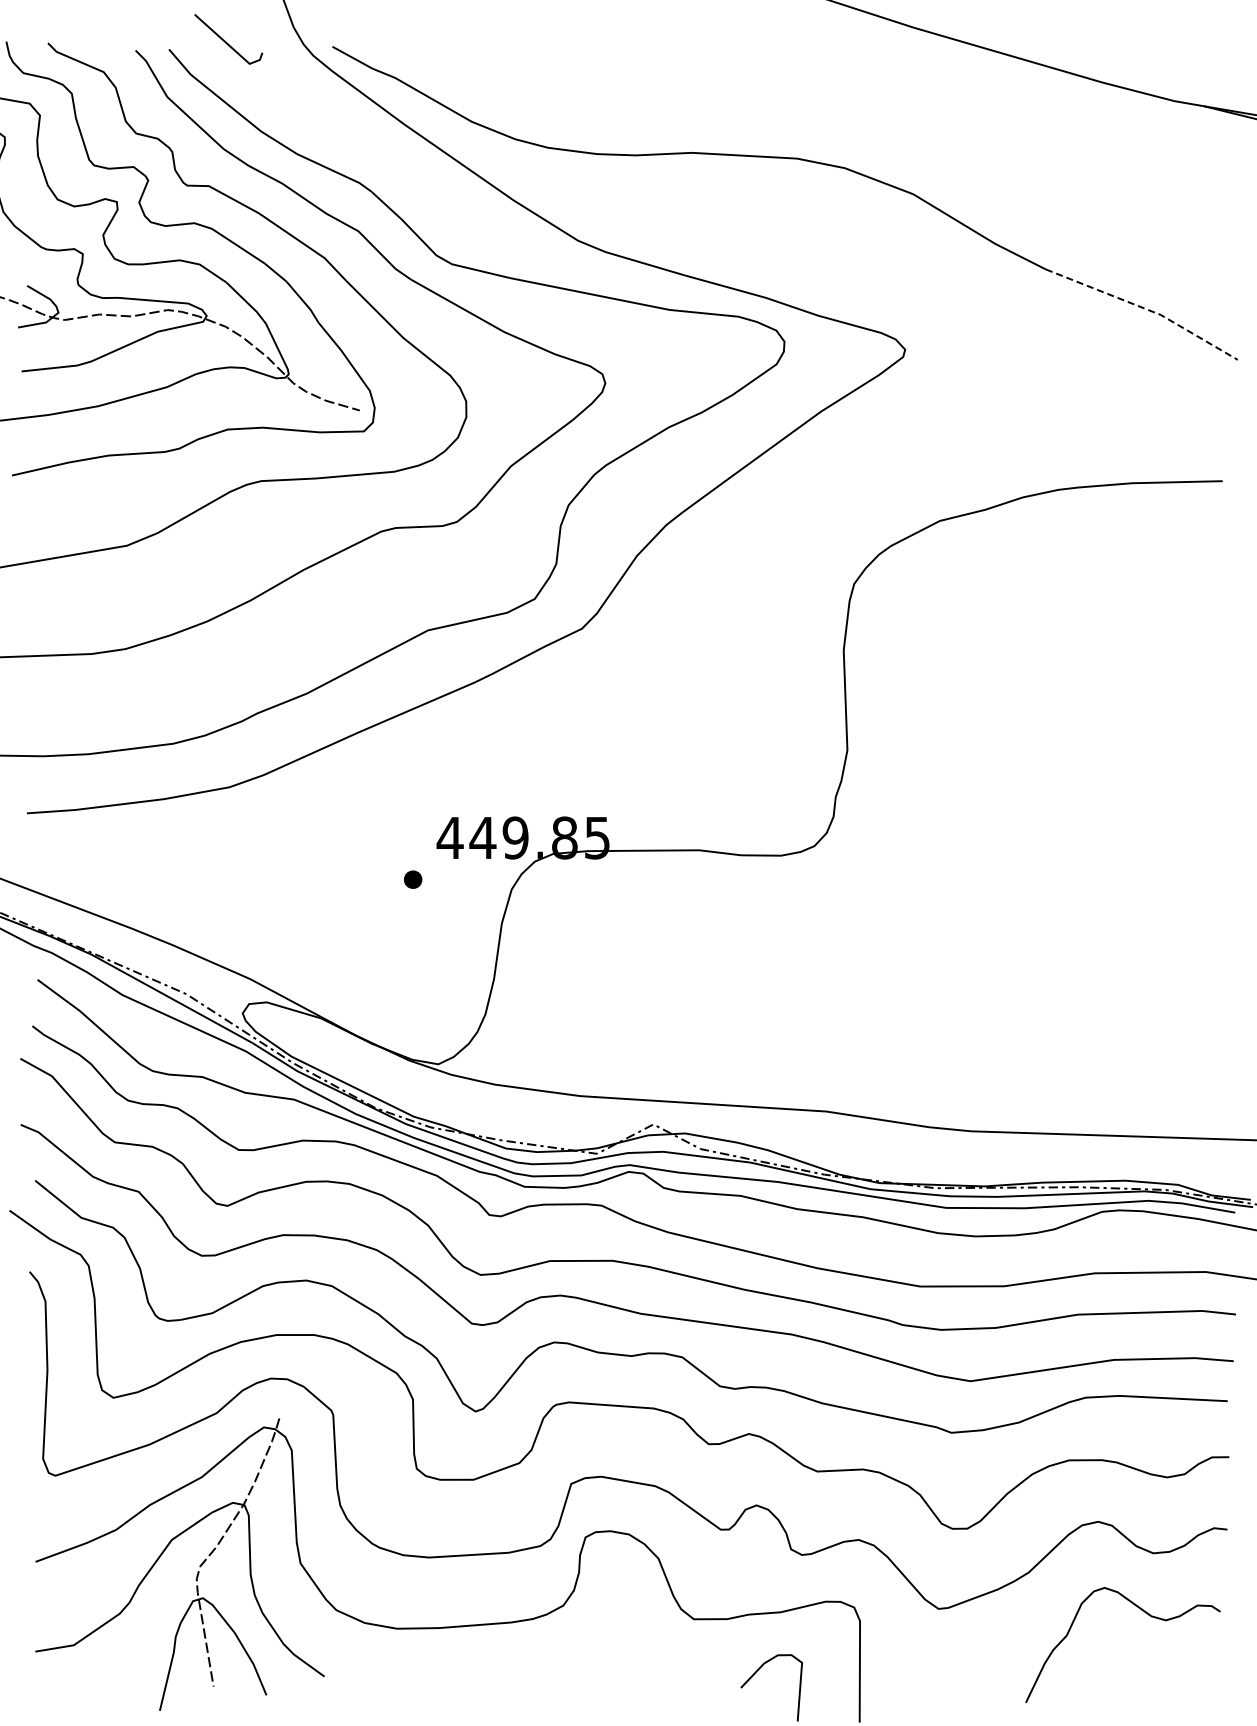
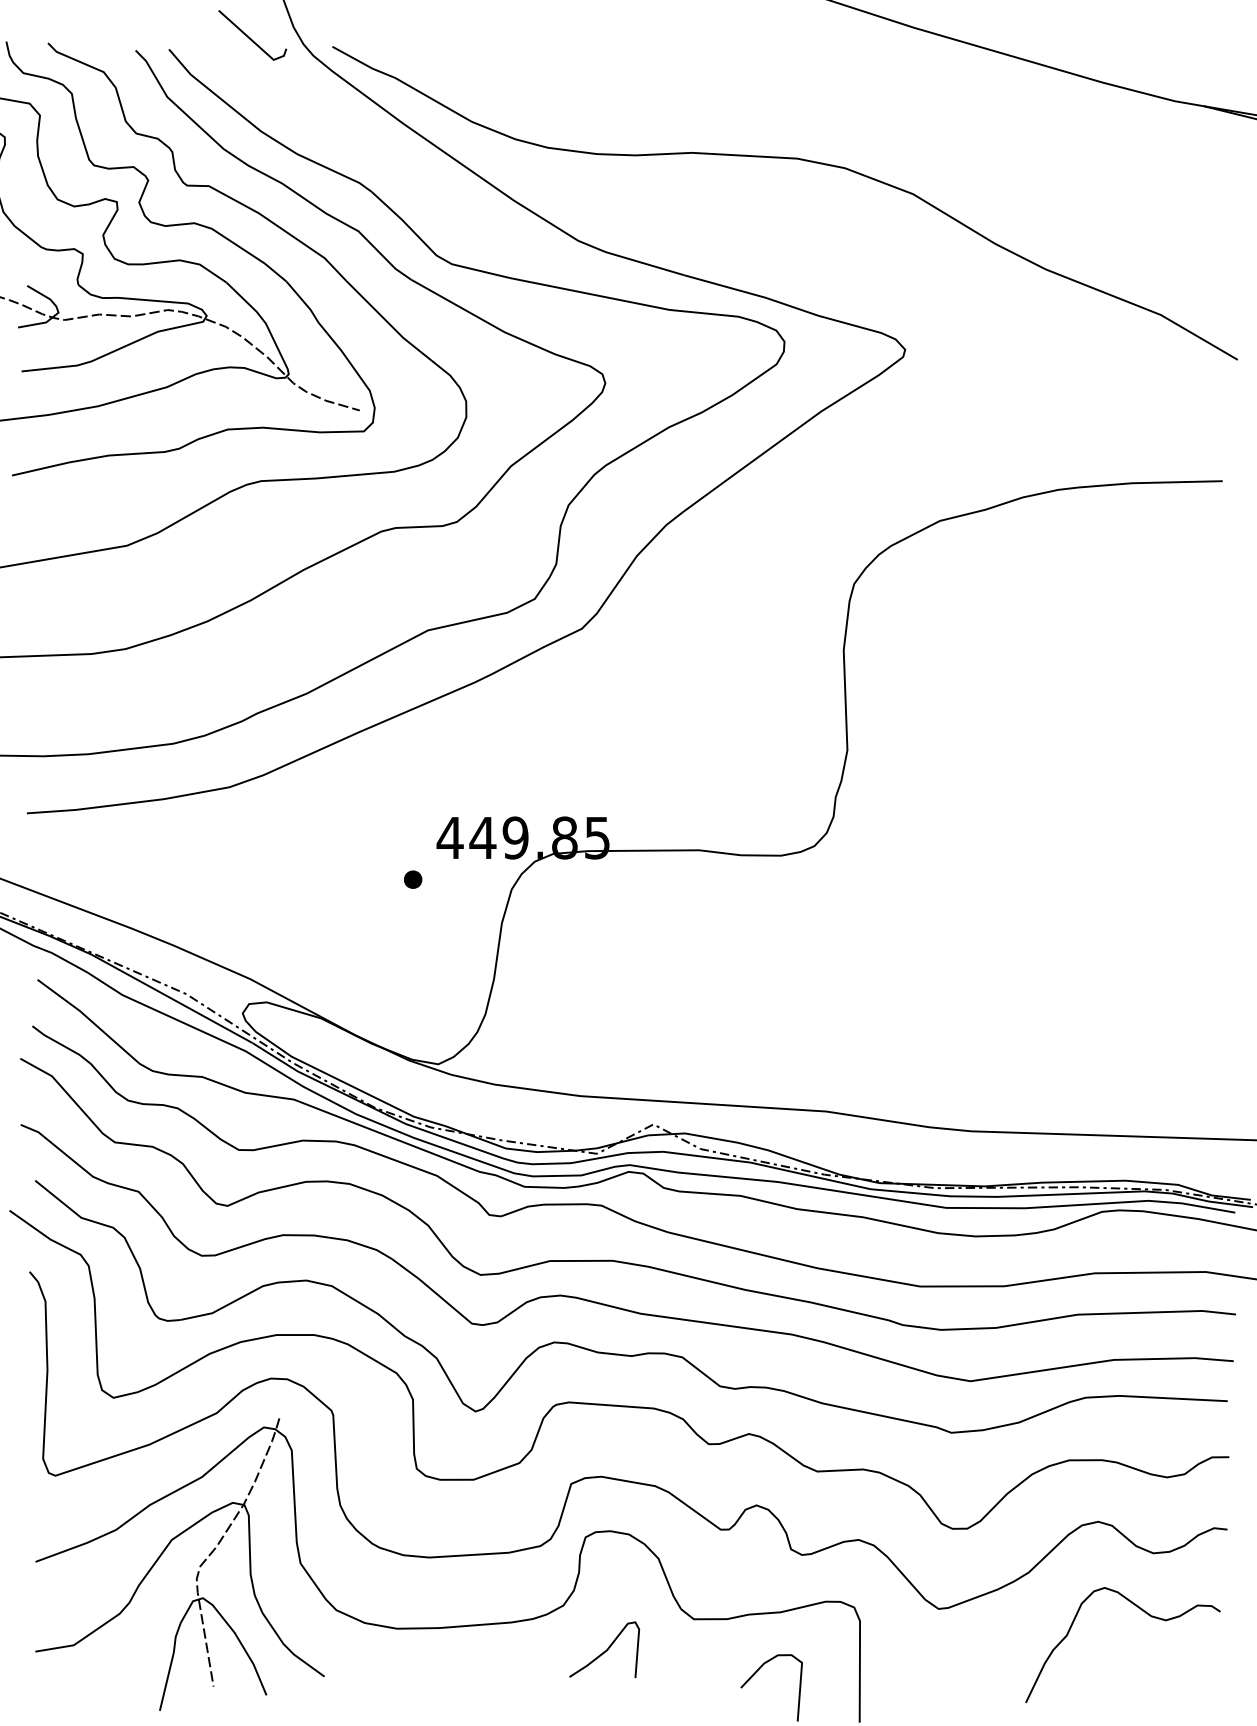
line position: (226, 41) -> (250, 37) (250, 37)
line: dashed -> solid (1146, 309)
curve: none -> present (605, 1650)
